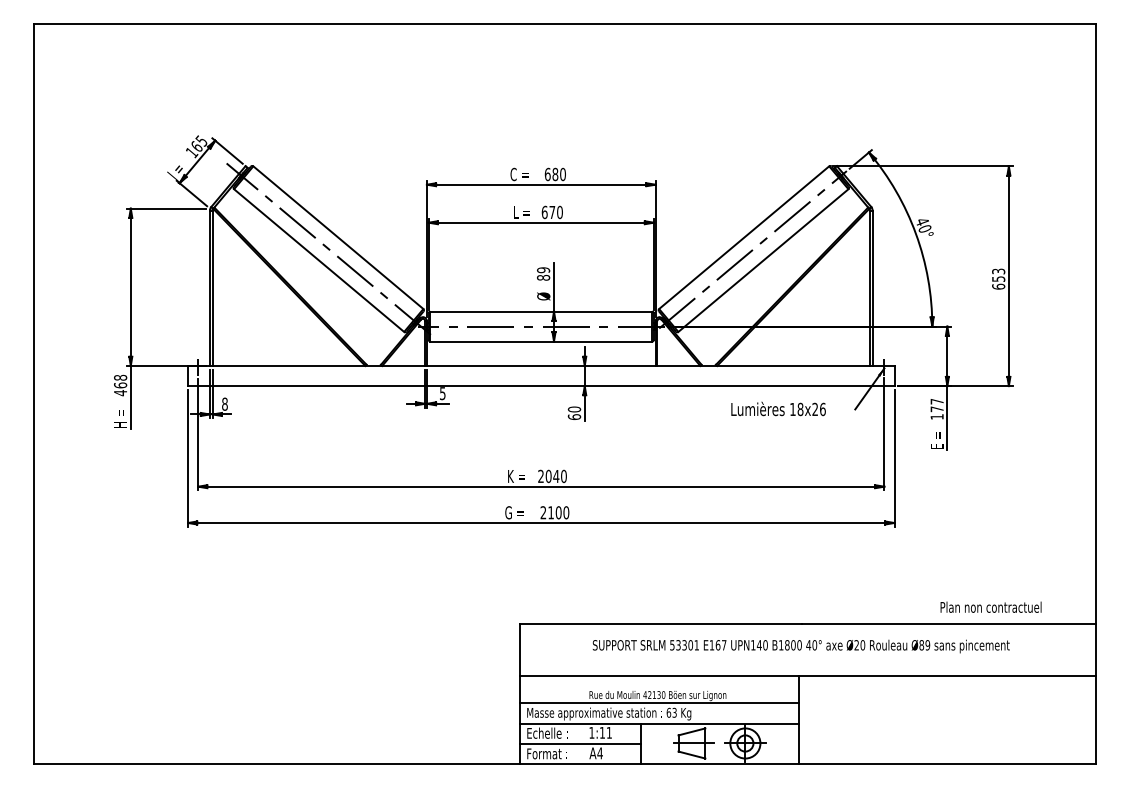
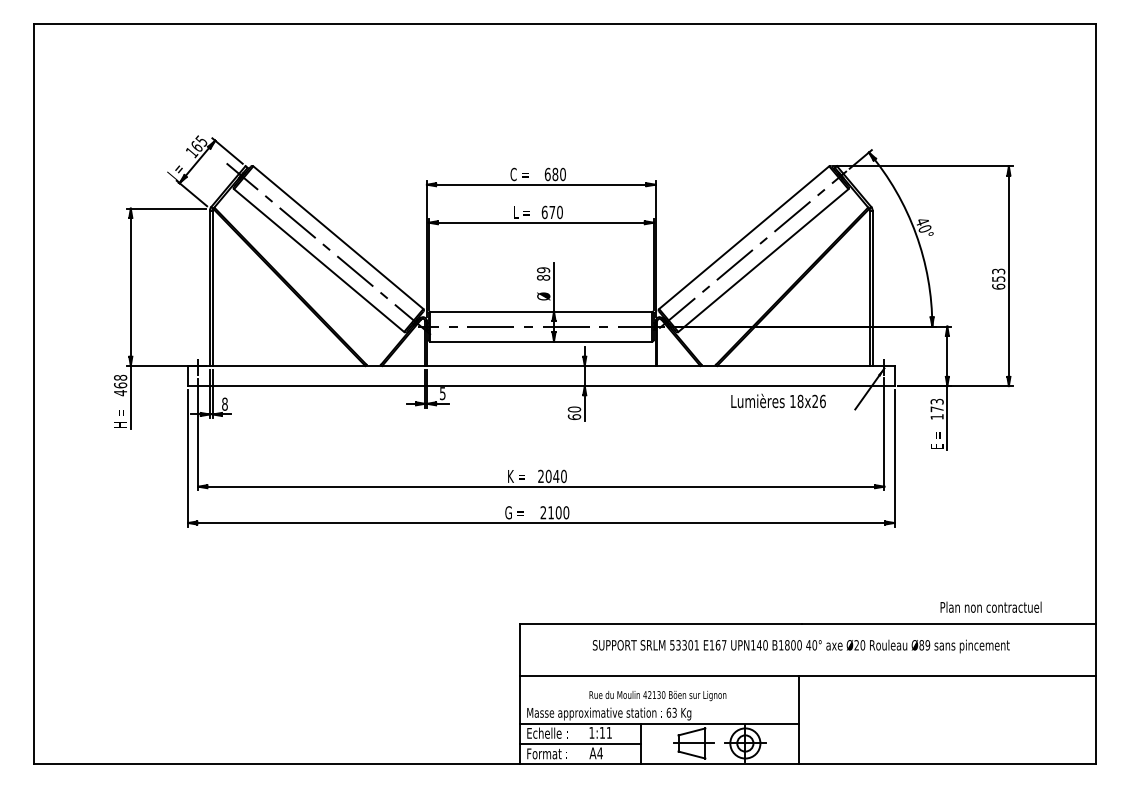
text: 177 -> 173 (936, 401)
text position: (778, 408) -> (778, 400) (778, 400)
line: present -> none (659, 703)
